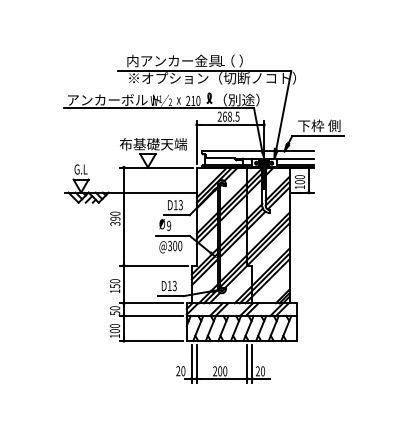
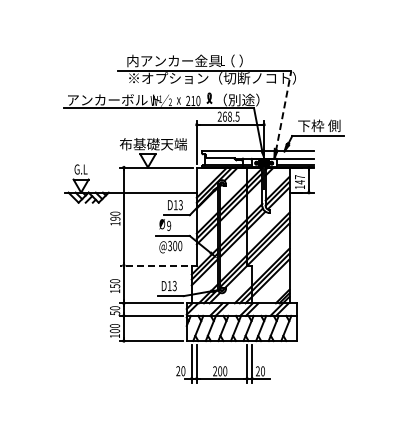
line: solid -> dashed (283, 111)
text: 100 -> 147 (299, 179)
text: 390 -> 190 (115, 223)
line: solid -> dashed (154, 265)
